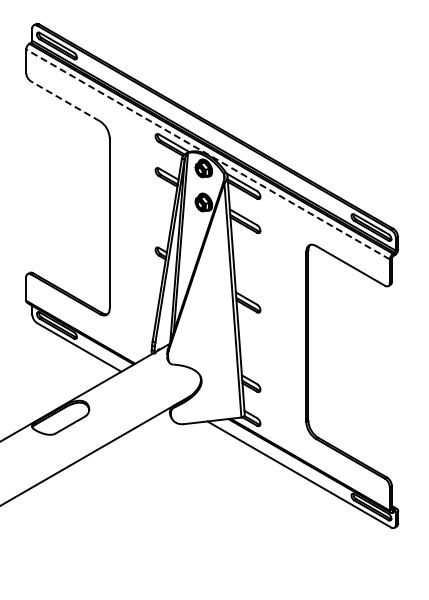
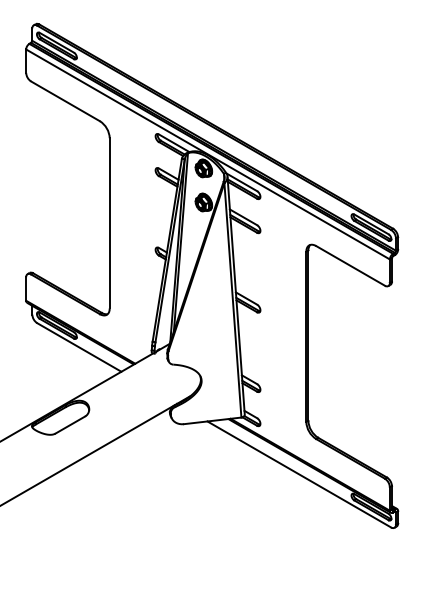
line: dashed -> solid (65, 101)
line: dashed -> solid (208, 154)
